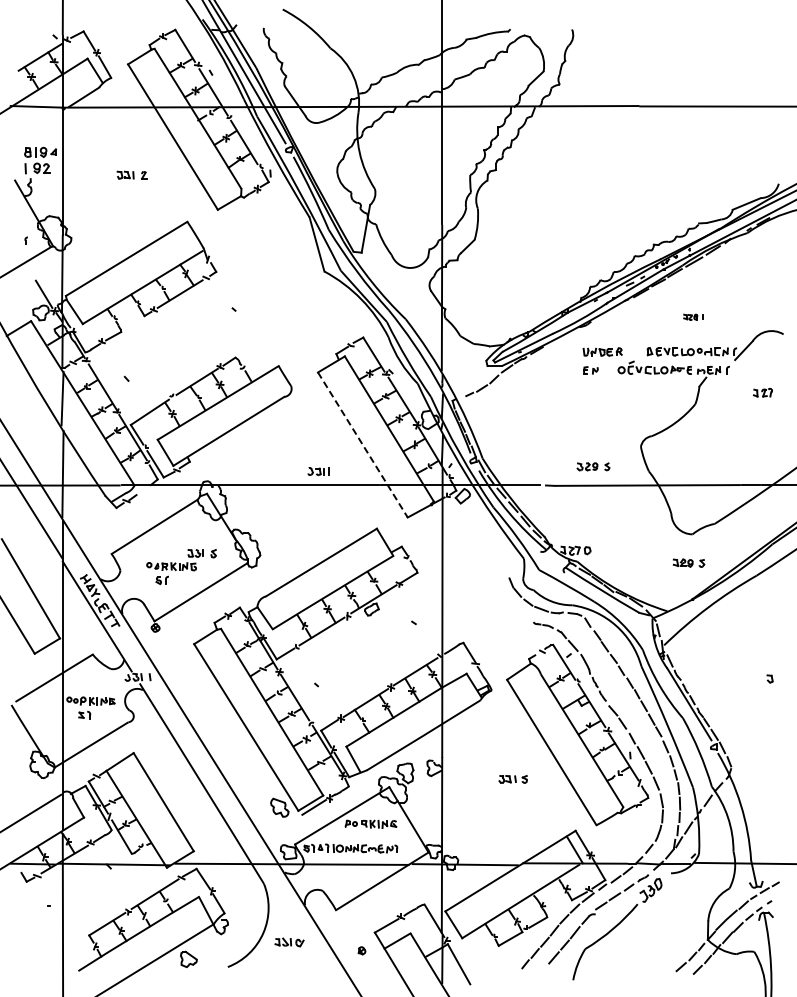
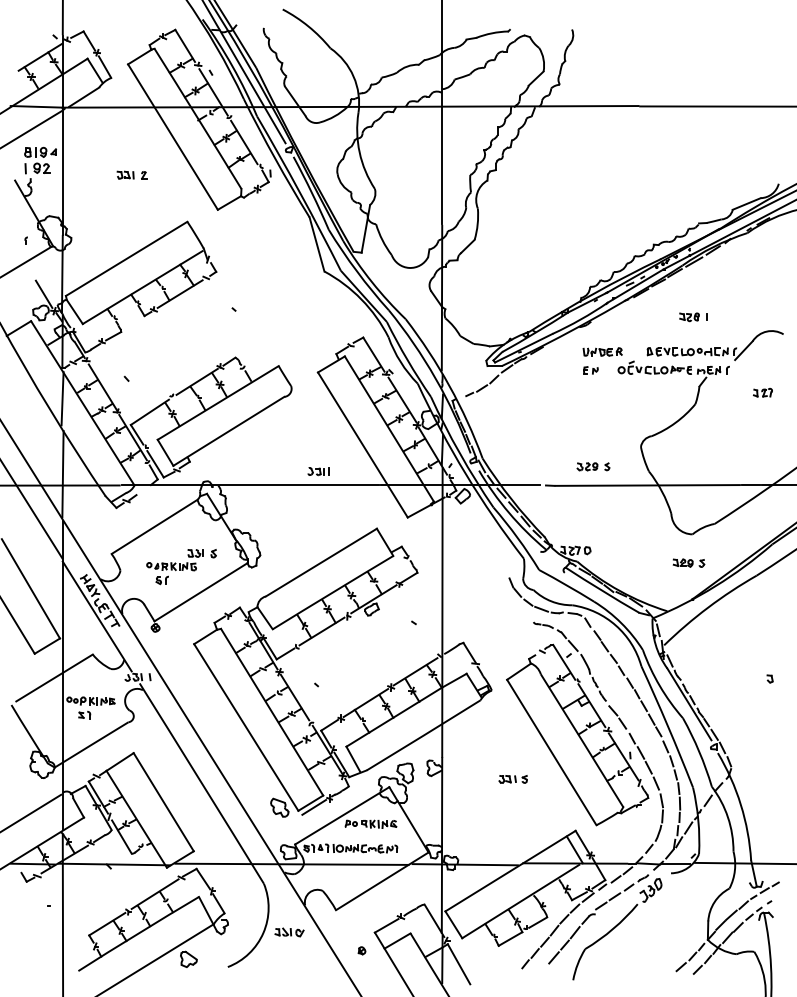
line: none -> present (31, 129)
part size: 21x8 px -> 29x11 px (693, 317)
line: dashed -> solid (363, 445)
part position: (289, 942) -> (289, 932) (289, 932)
